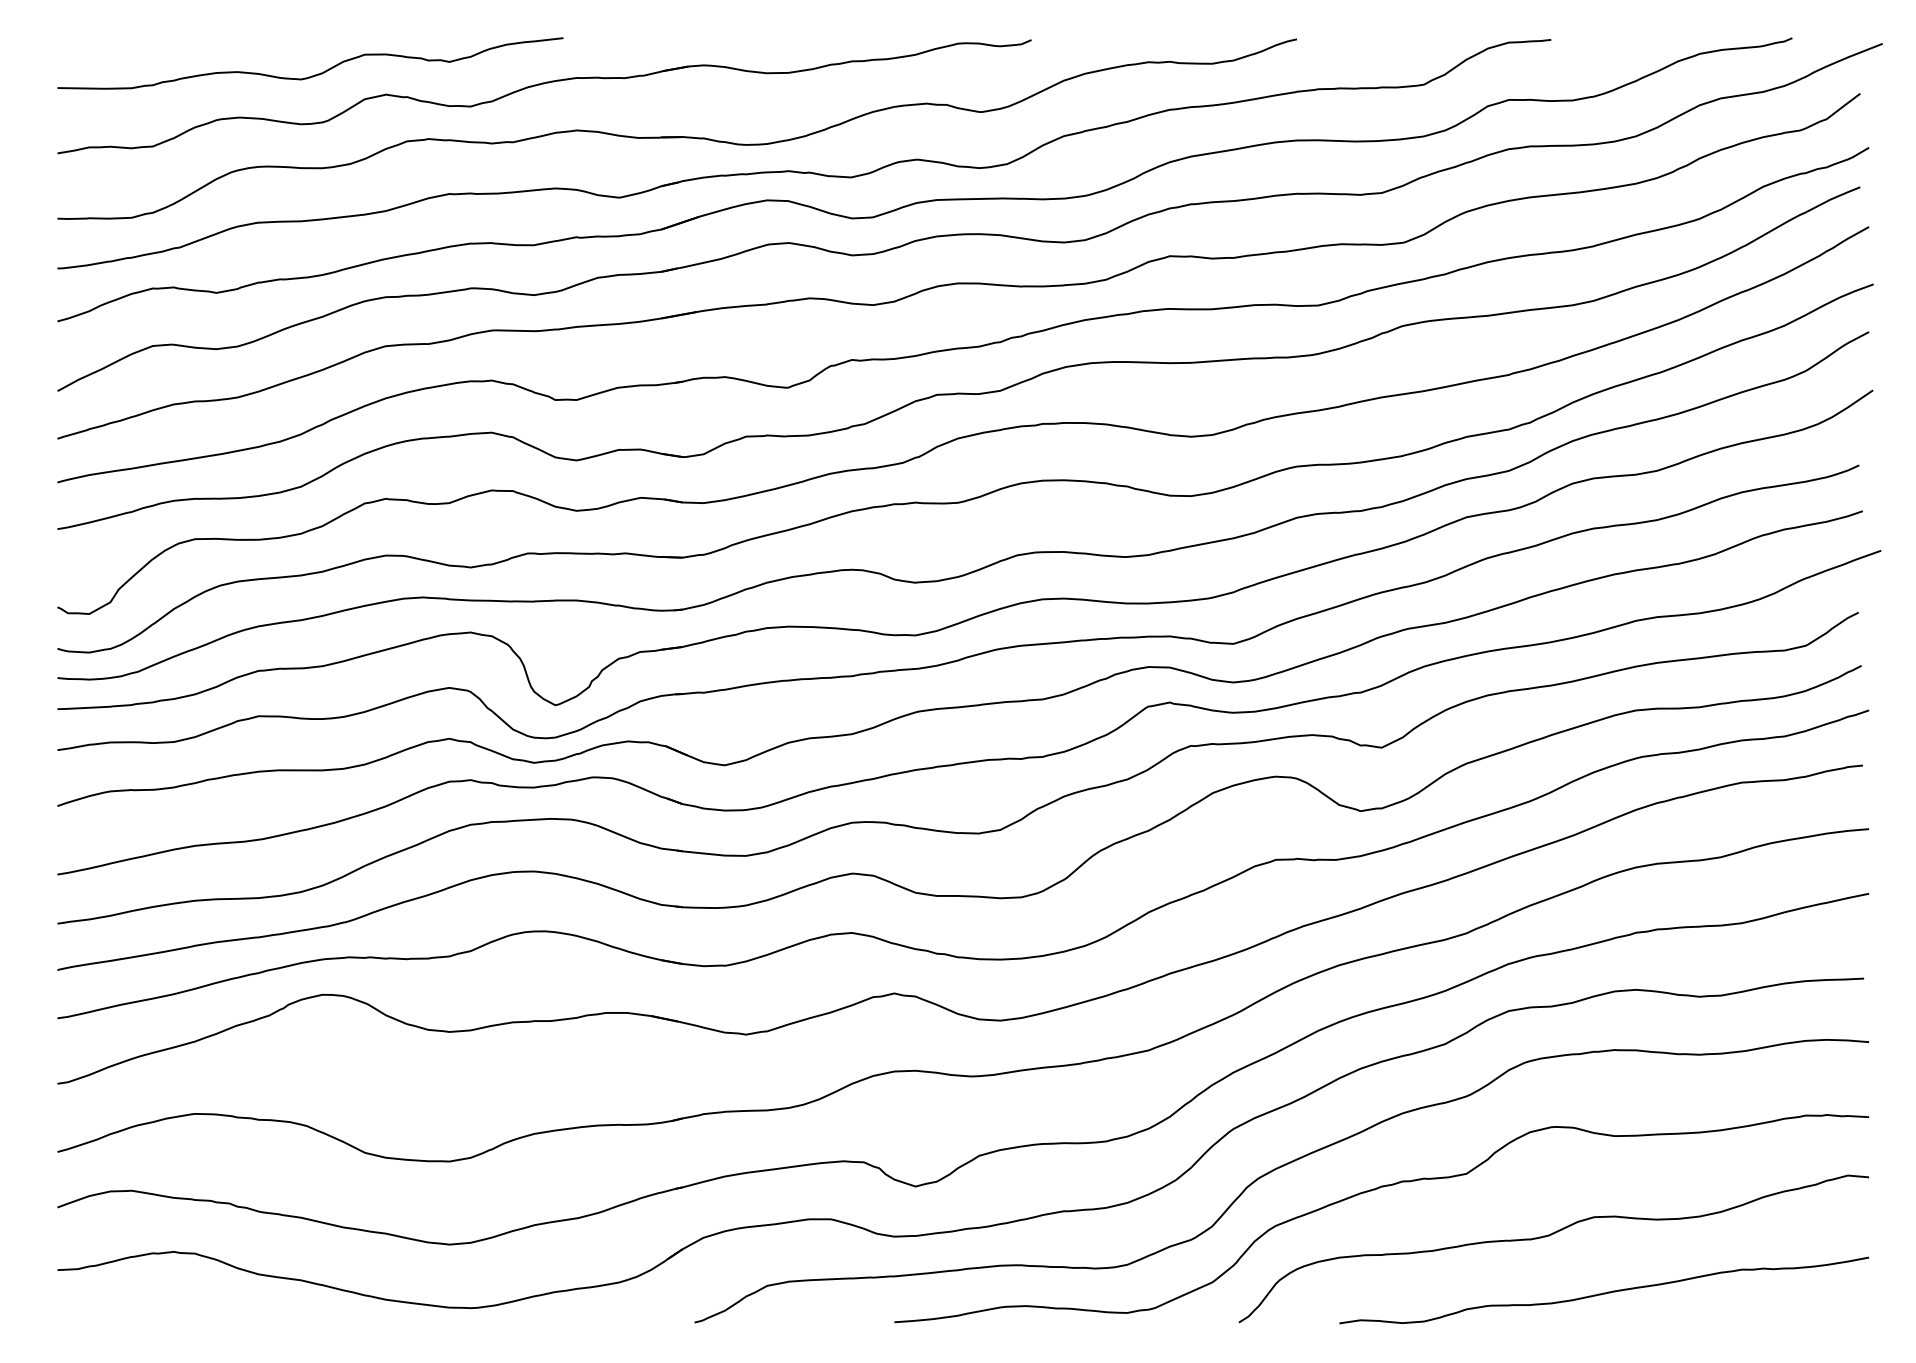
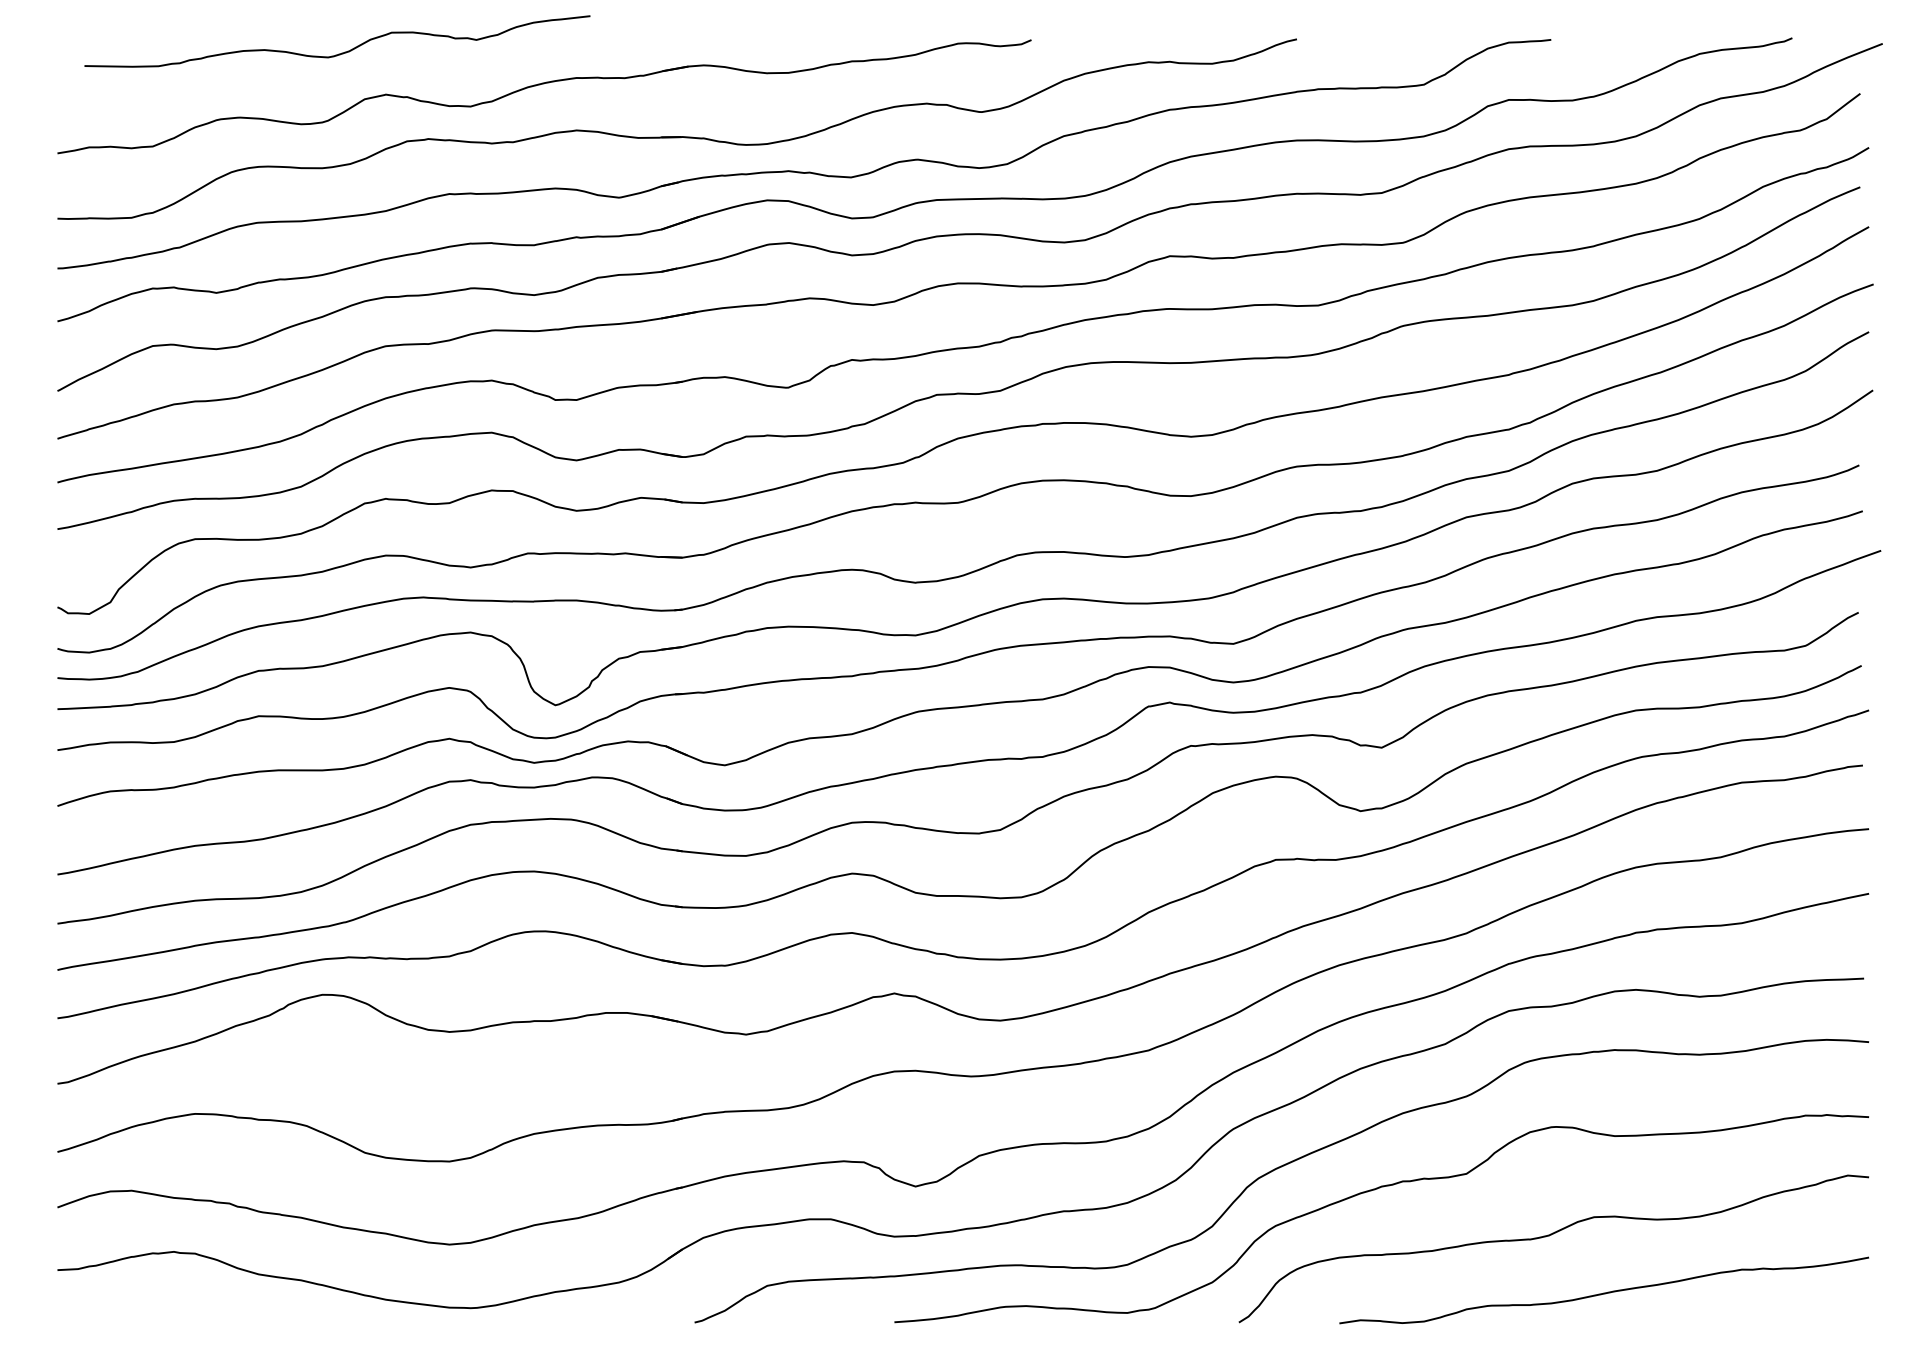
curve position: (314, 74) -> (341, 52) (341, 52)
